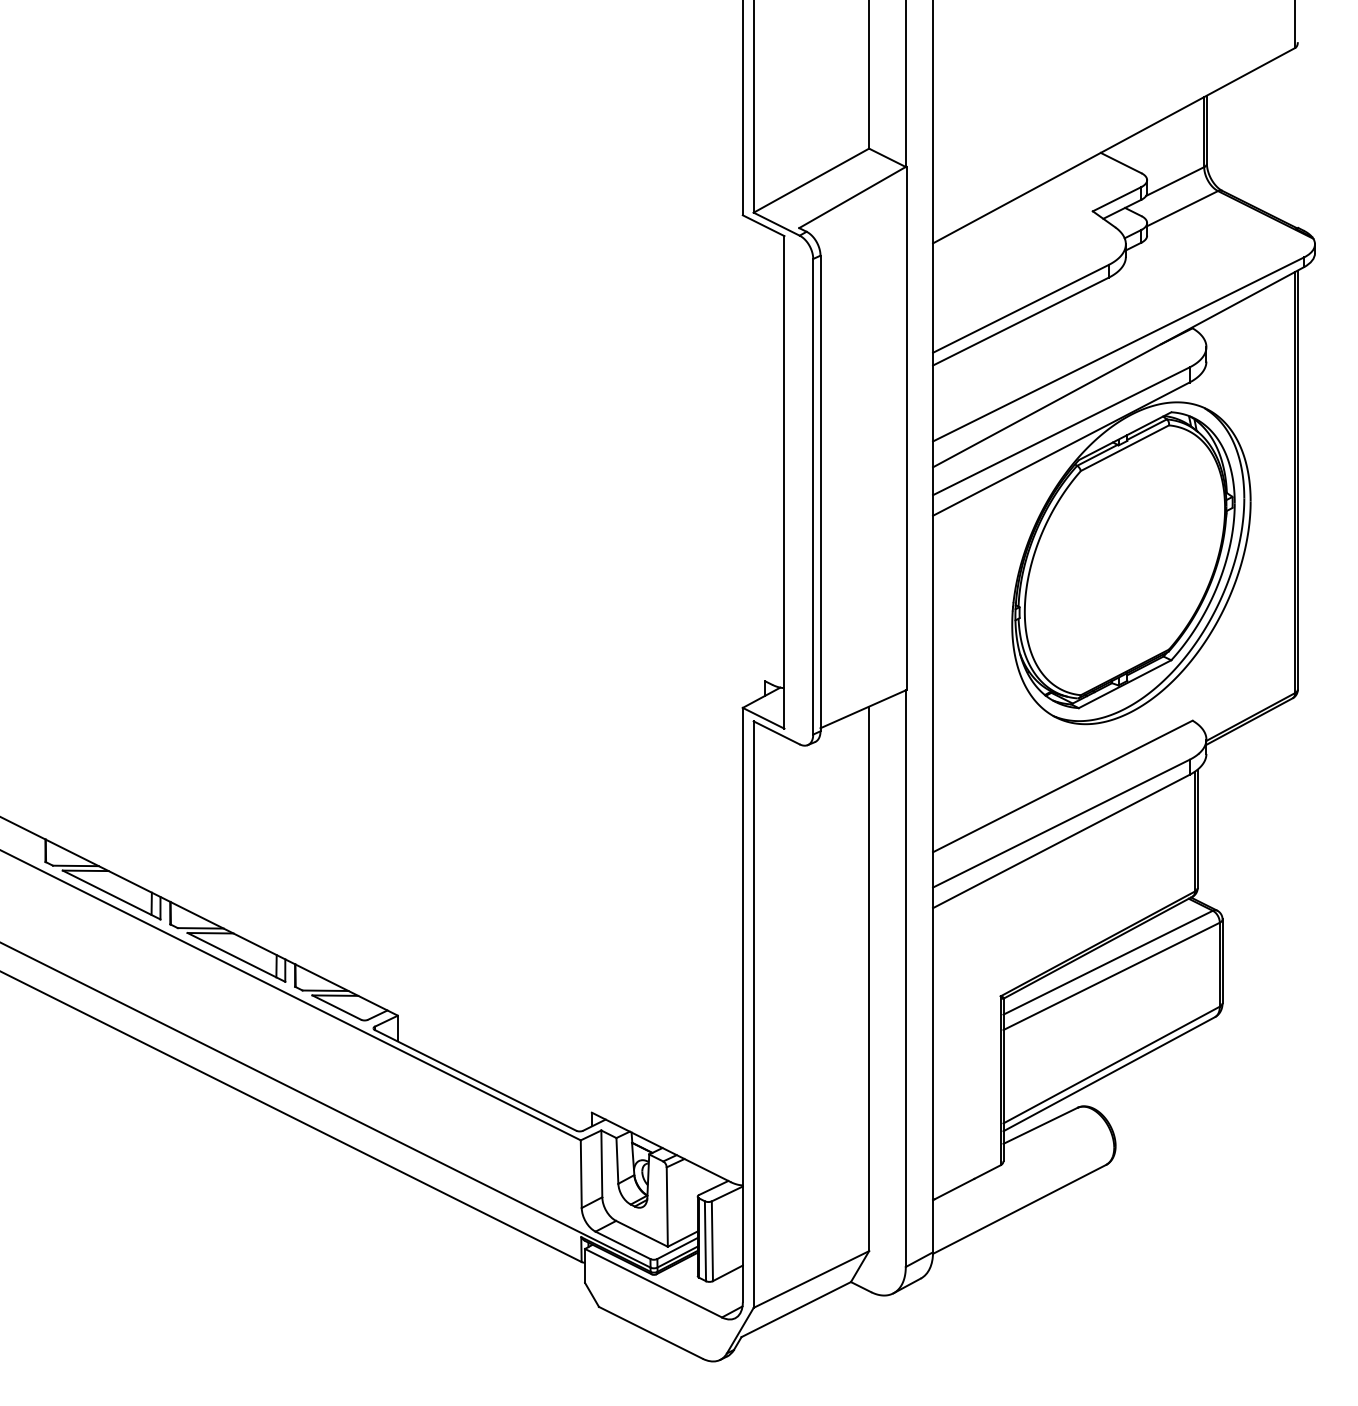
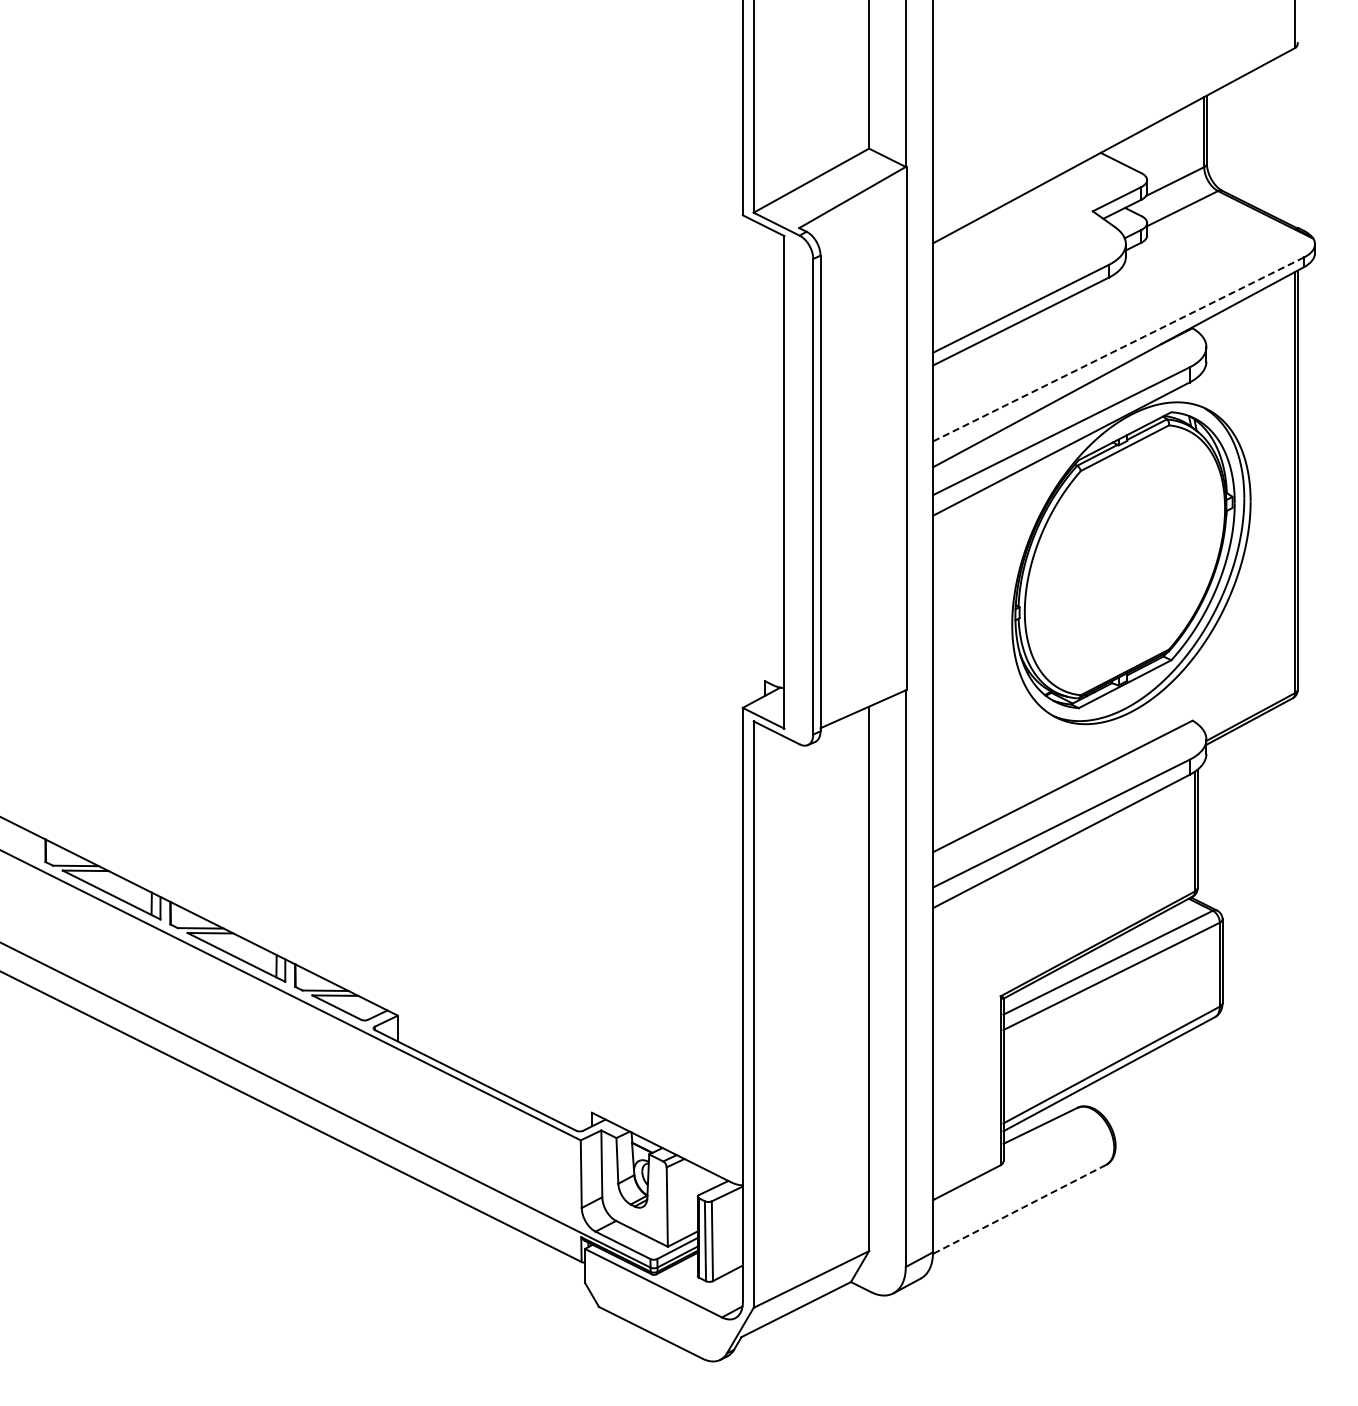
line: solid -> dashed (1118, 349)
line: solid -> dashed (1019, 1209)
